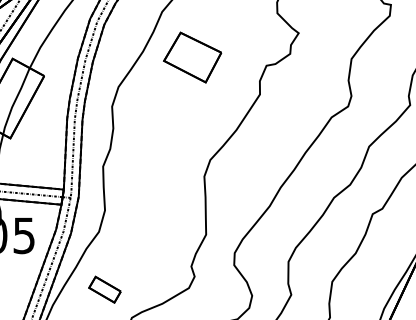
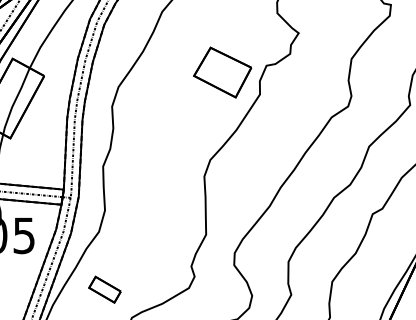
part position: (192, 57) -> (222, 72) (222, 72)
